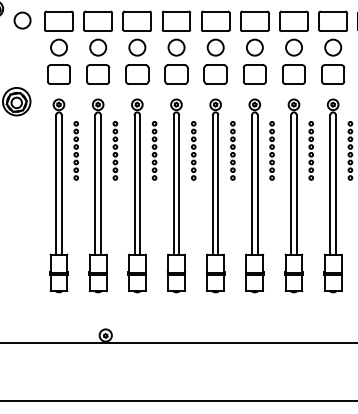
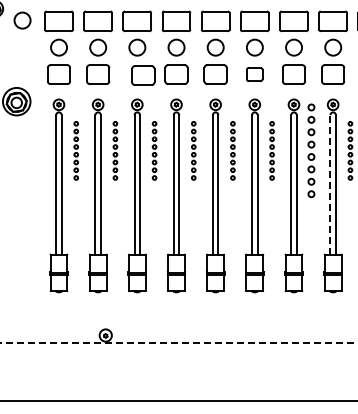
part position: (137, 74) -> (143, 75) (143, 75)
part size: 25x21 px -> 18x15 px (254, 74)
part size: 6x60 px -> 9x96 px (311, 150)
line: solid -> dashed (330, 184)
line: solid -> dashed (179, 343)
